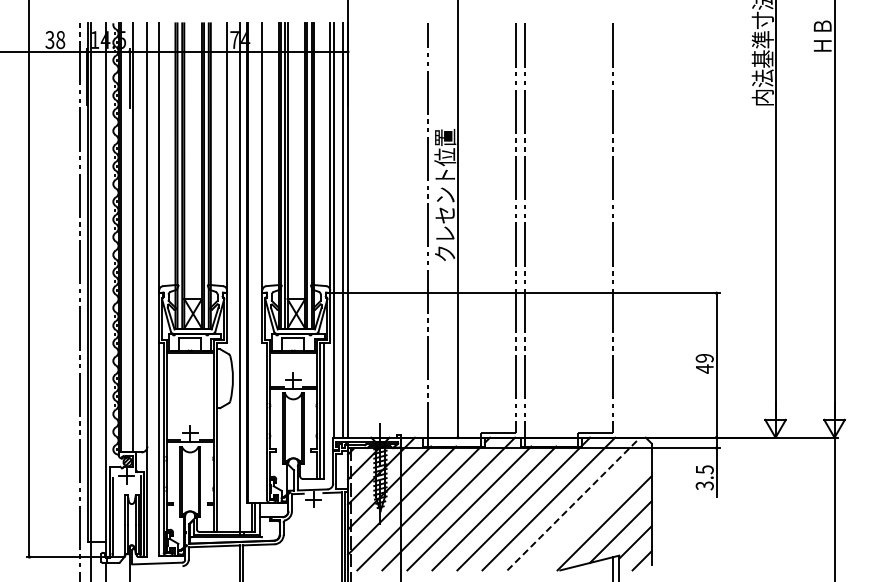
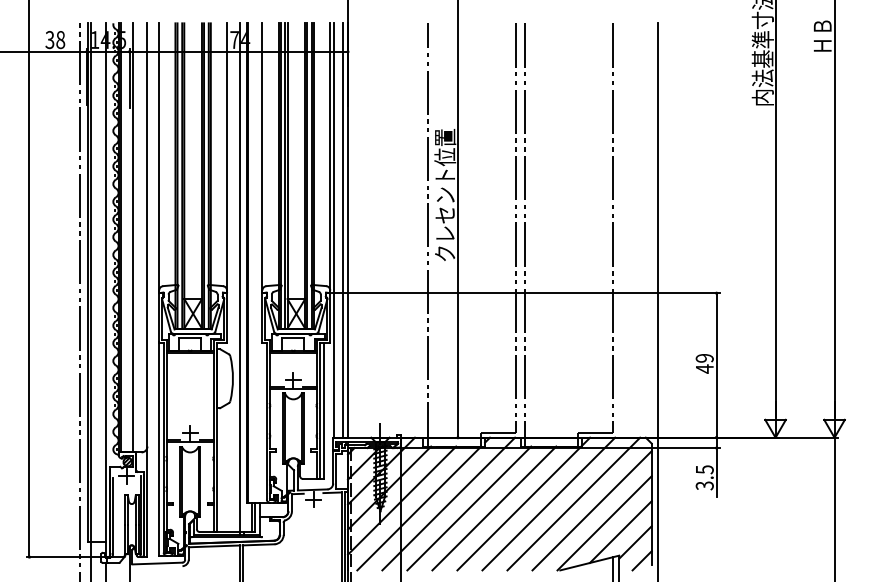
line: none -> present (657, 300)
line: dashed -> solid (573, 504)
line: none -> present (591, 510)
